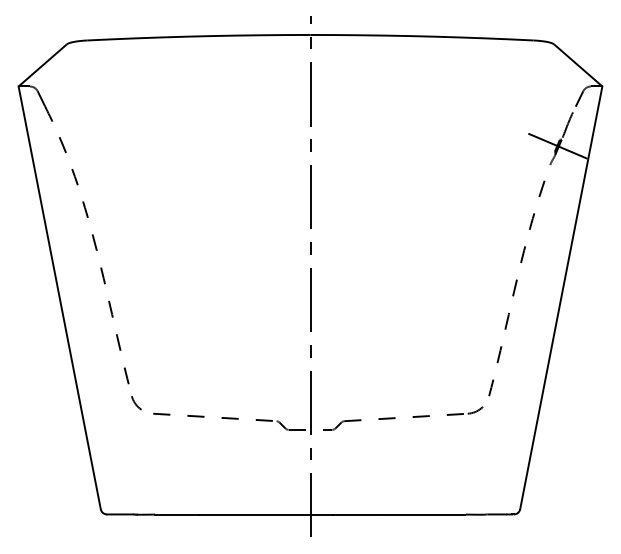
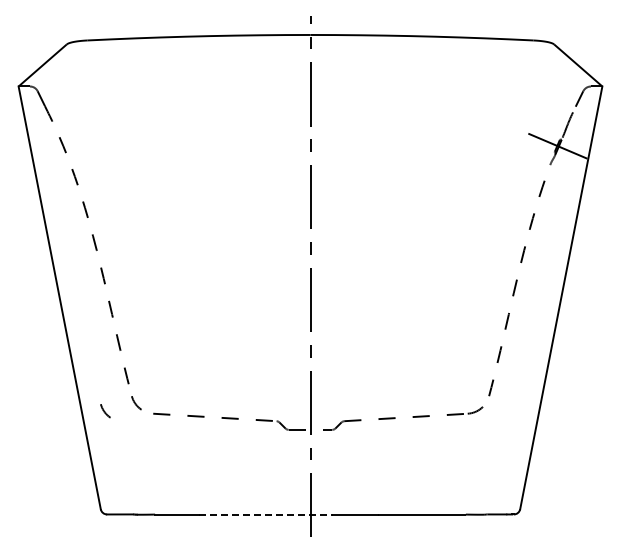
line: none -> present (105, 411)
line: solid -> dashed (265, 514)
